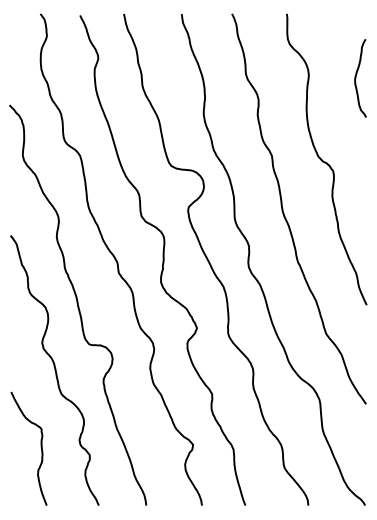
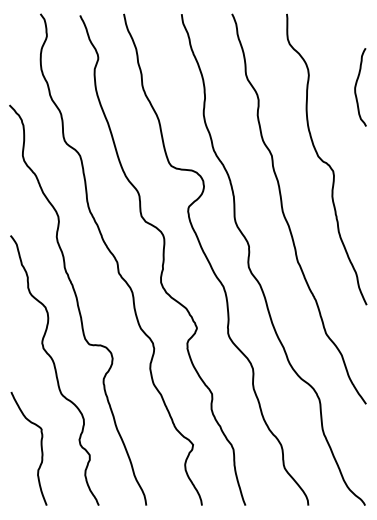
curve position: (356, 78) -> (356, 87) (356, 87)
